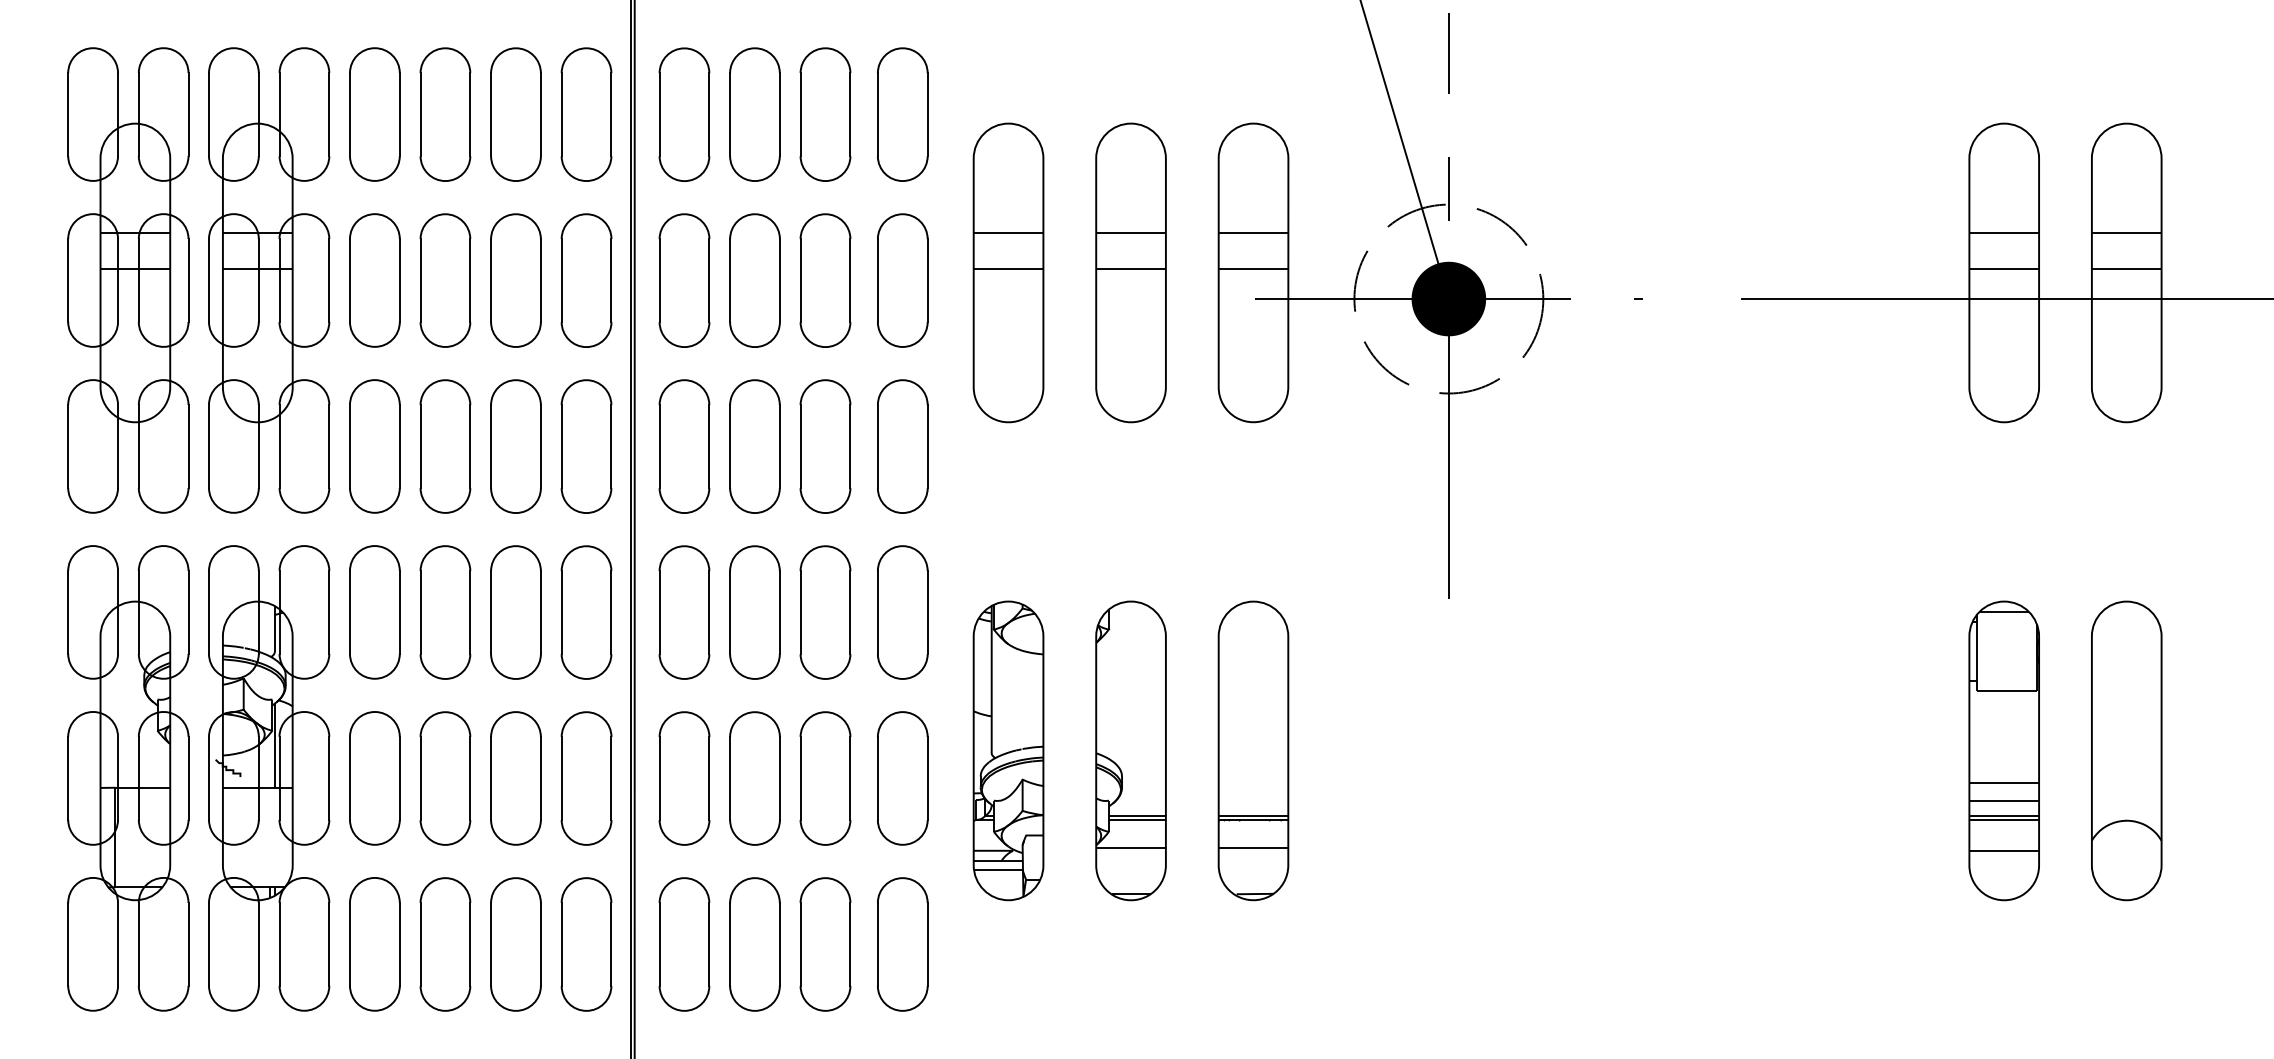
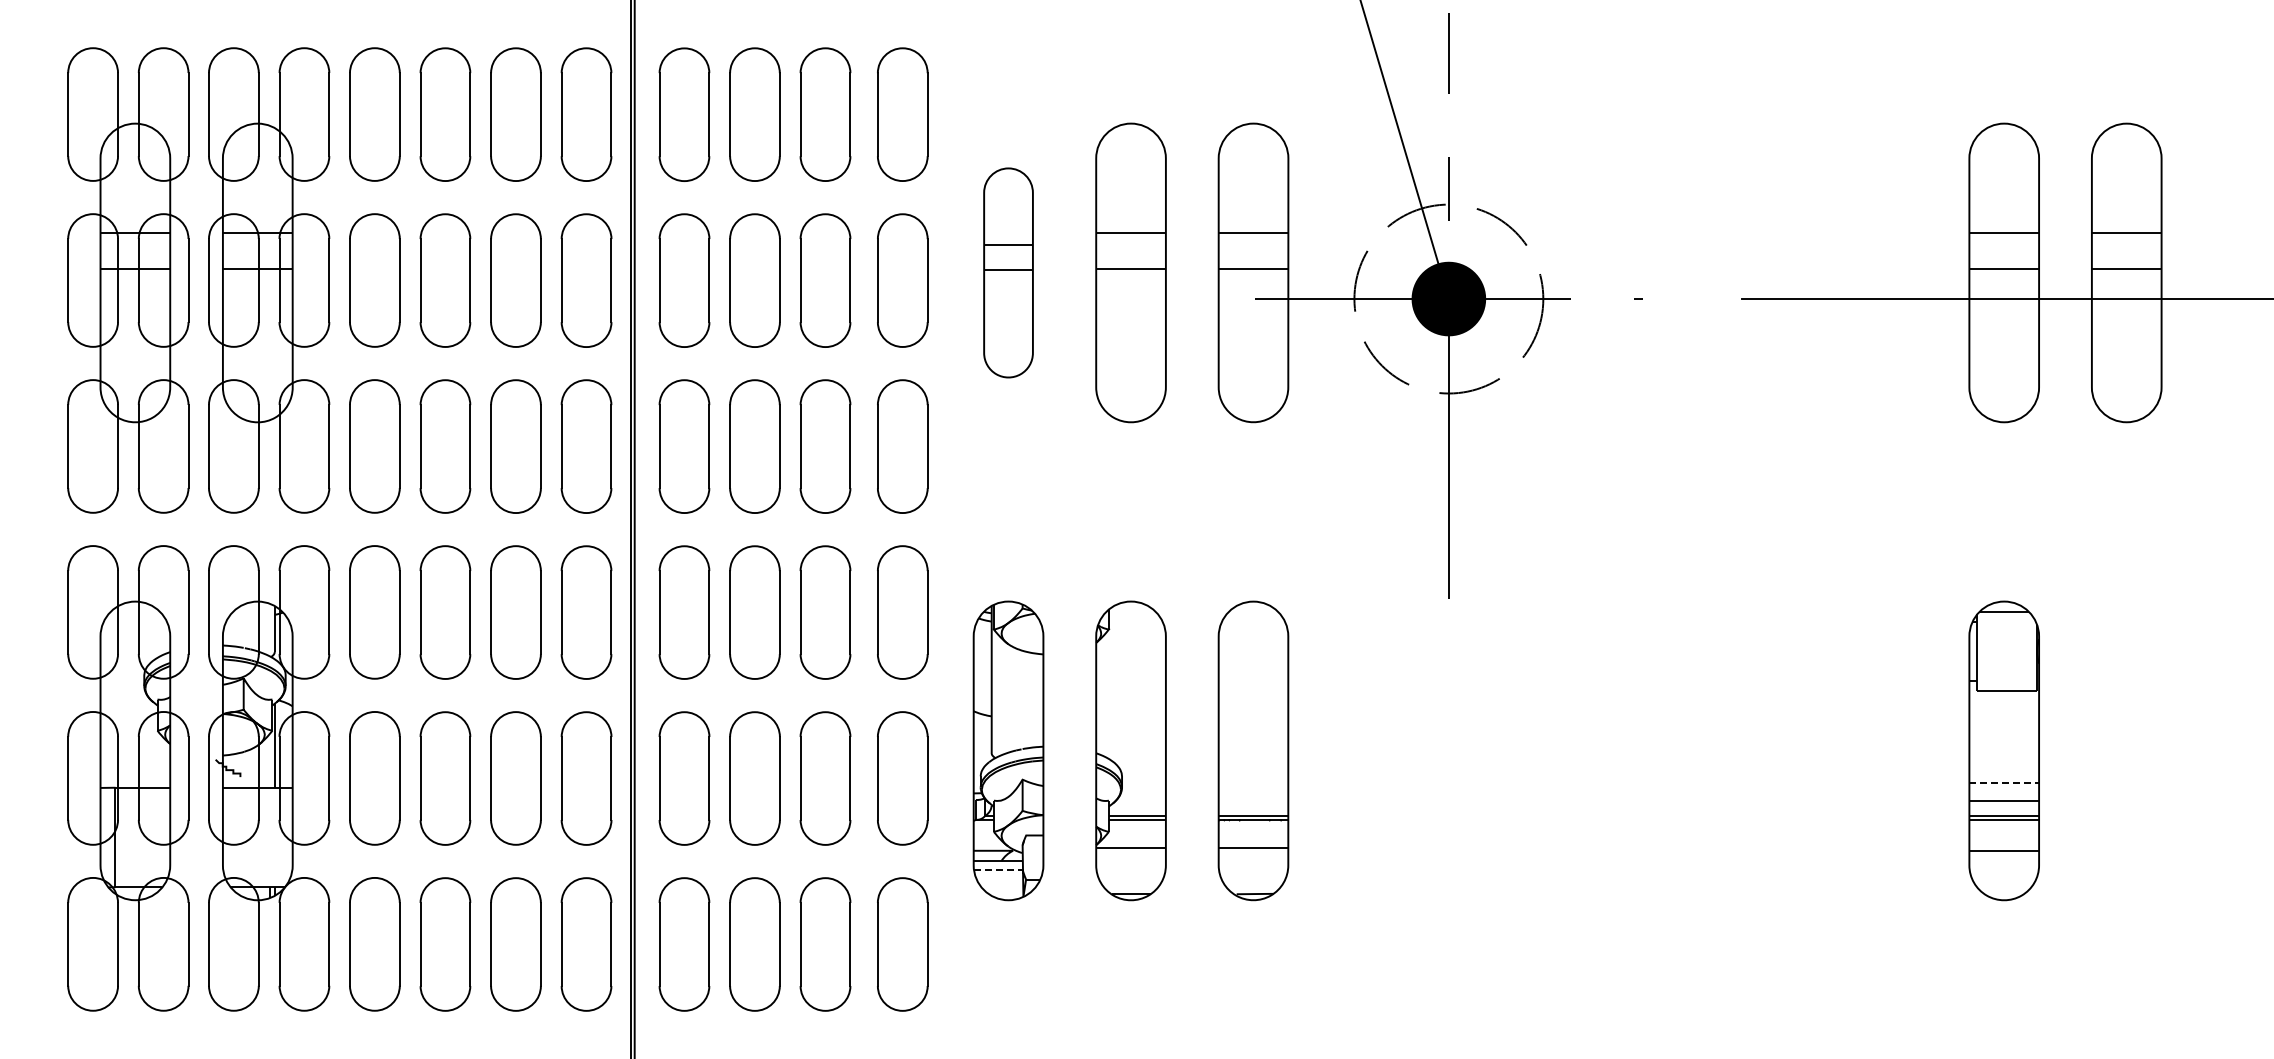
part size: 73x302 px -> 51x212 px (1008, 272)
part: present -> none (2126, 750)
line: solid -> dashed (2004, 783)
line: solid -> dashed (998, 869)
